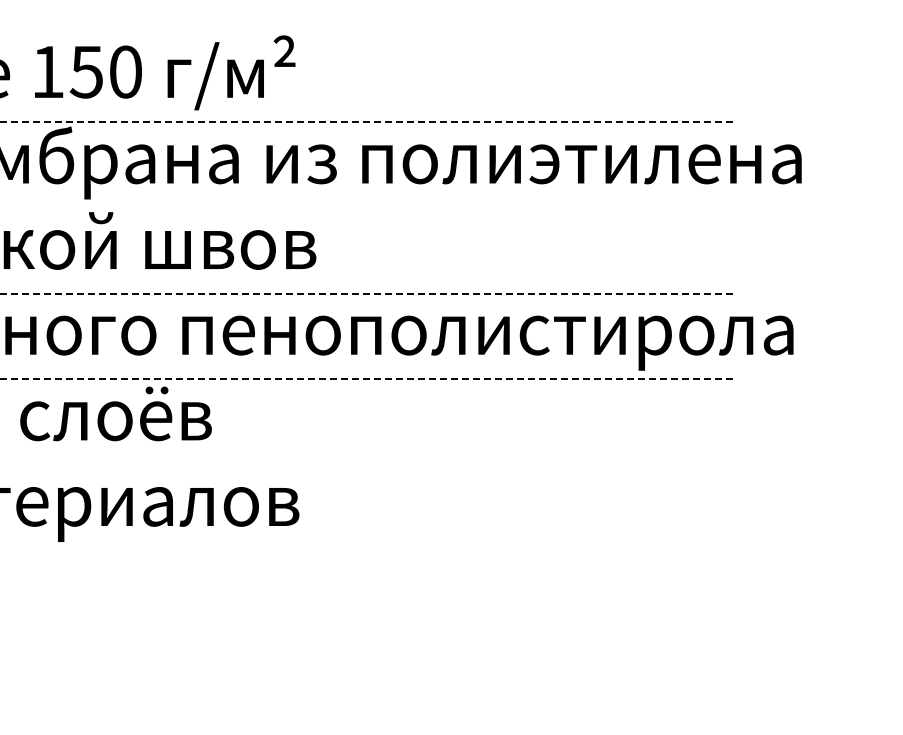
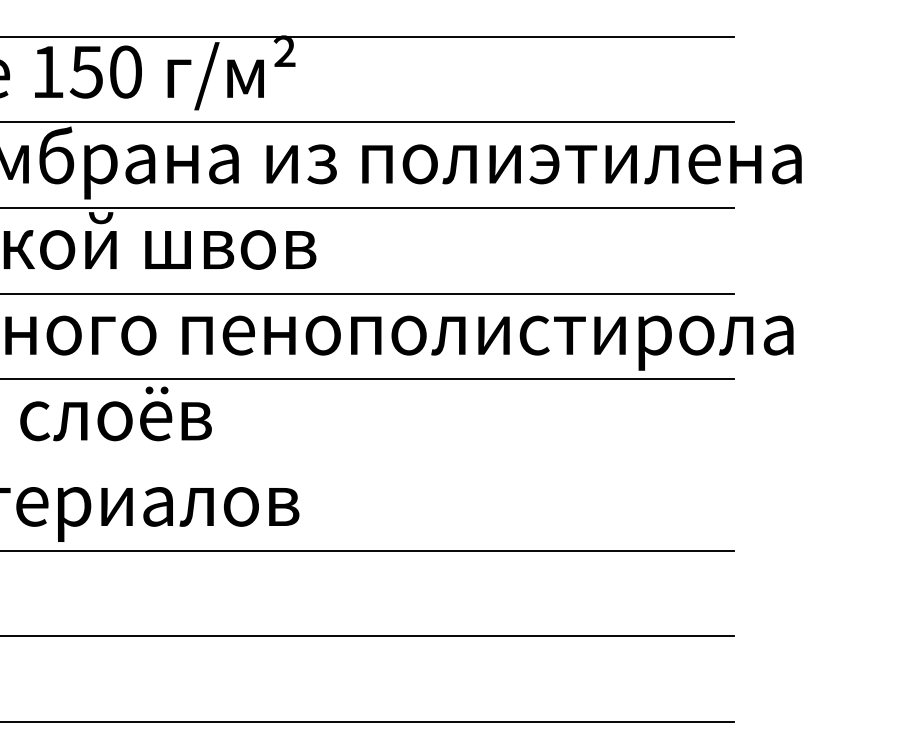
line: none -> present (367, 36)
line: dashed -> solid (366, 122)
line: none -> present (367, 207)
line: dashed -> solid (366, 293)
line: dashed -> solid (366, 379)
line: none -> present (367, 550)
line: none -> present (367, 636)
line: none -> present (367, 721)
